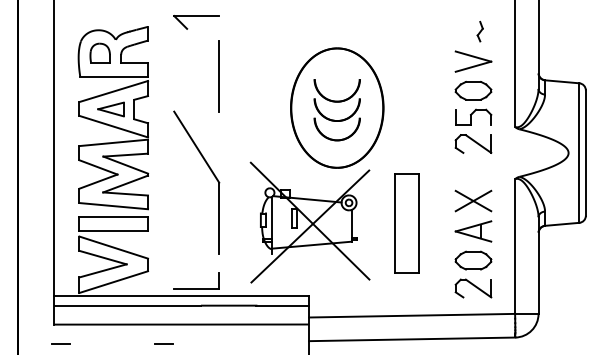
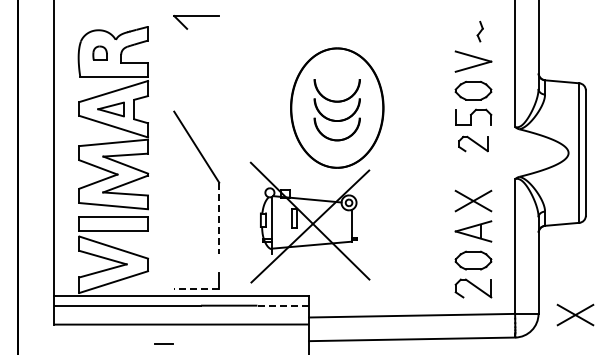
part size: 22x22 px -> 16x16 px (99, 52)
line: present -> none (219, 75)
part size: 39x20 px -> 31x18 px (473, 143)
line: solid -> dashed (219, 218)
part: present -> none (406, 223)
line: solid -> dashed (196, 289)
line: solid -> dashed (282, 305)
part: none -> present (575, 314)
line: present -> none (60, 343)
